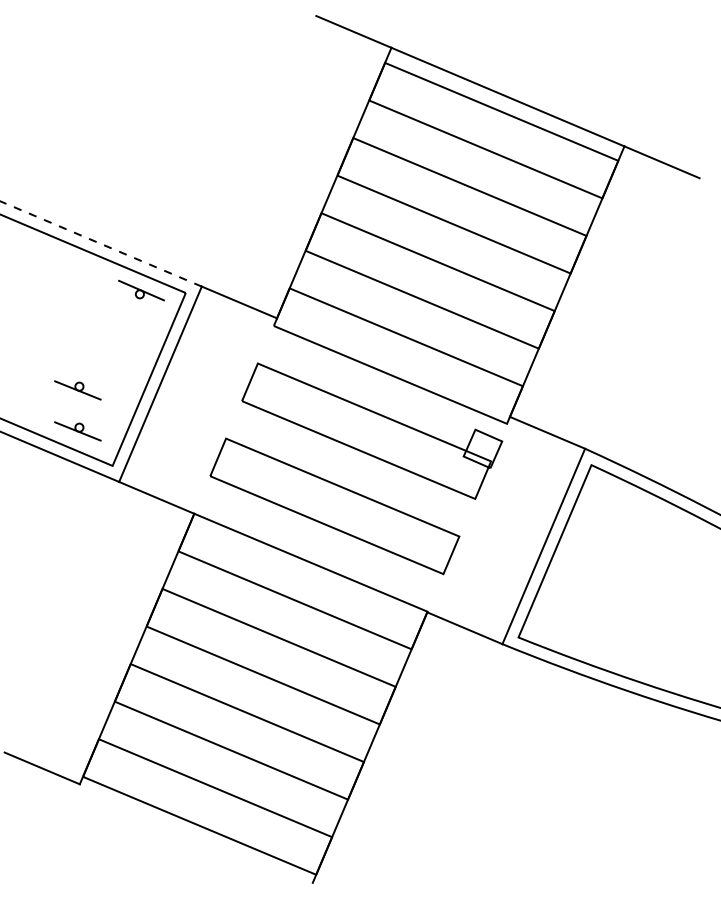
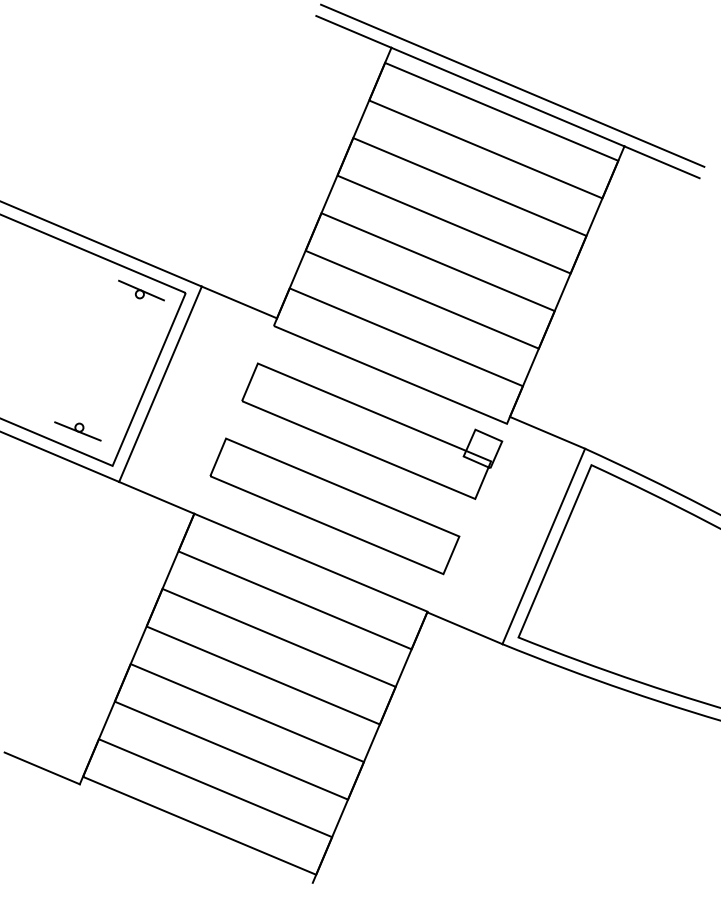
line: none -> present (512, 85)
line: dashed -> solid (101, 244)
part: present -> none (77, 390)
